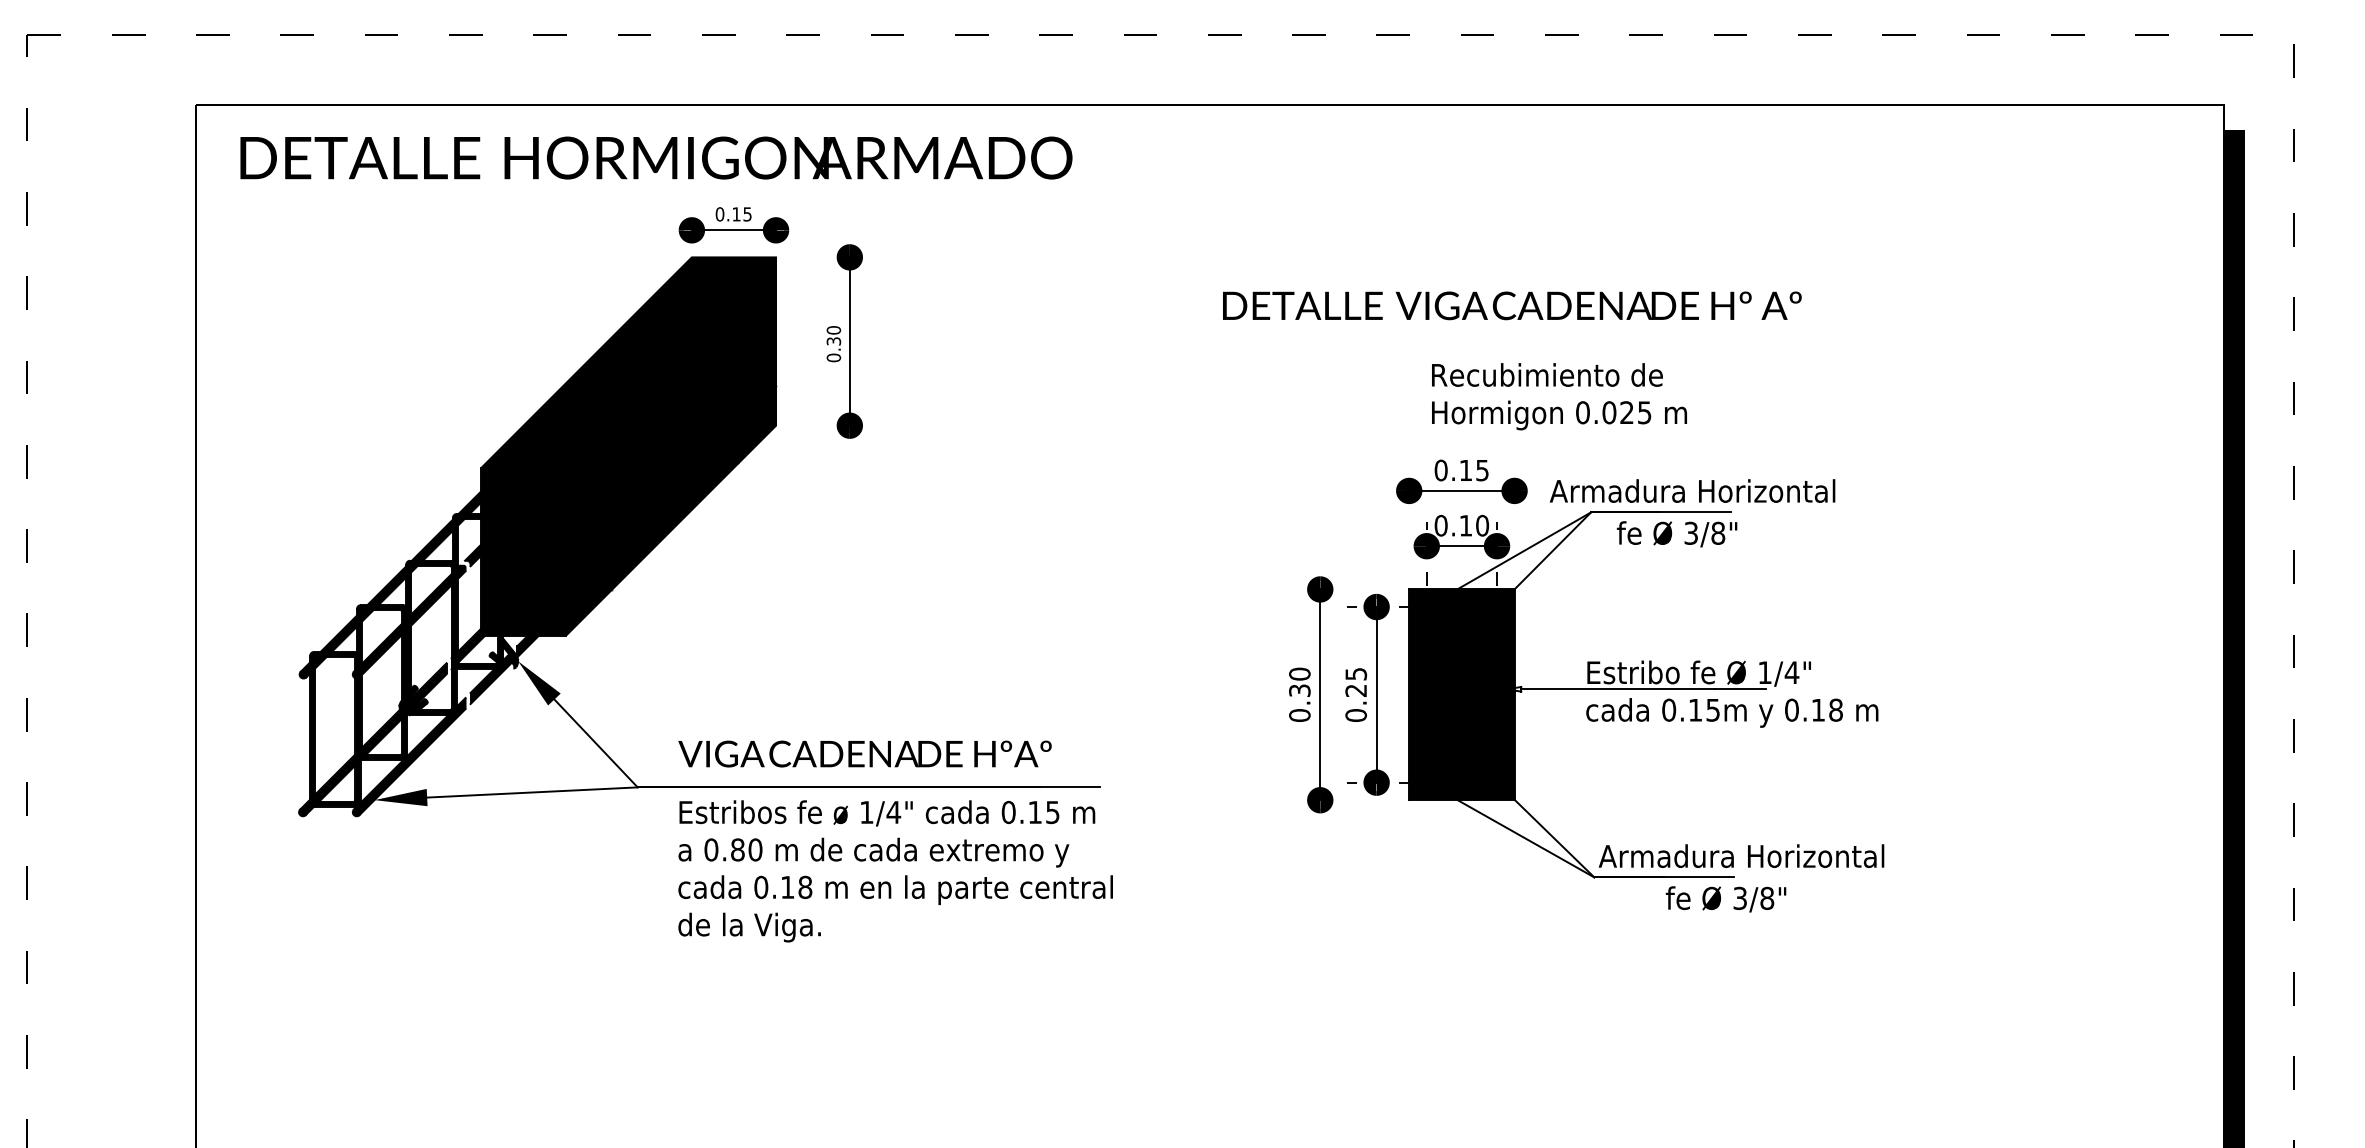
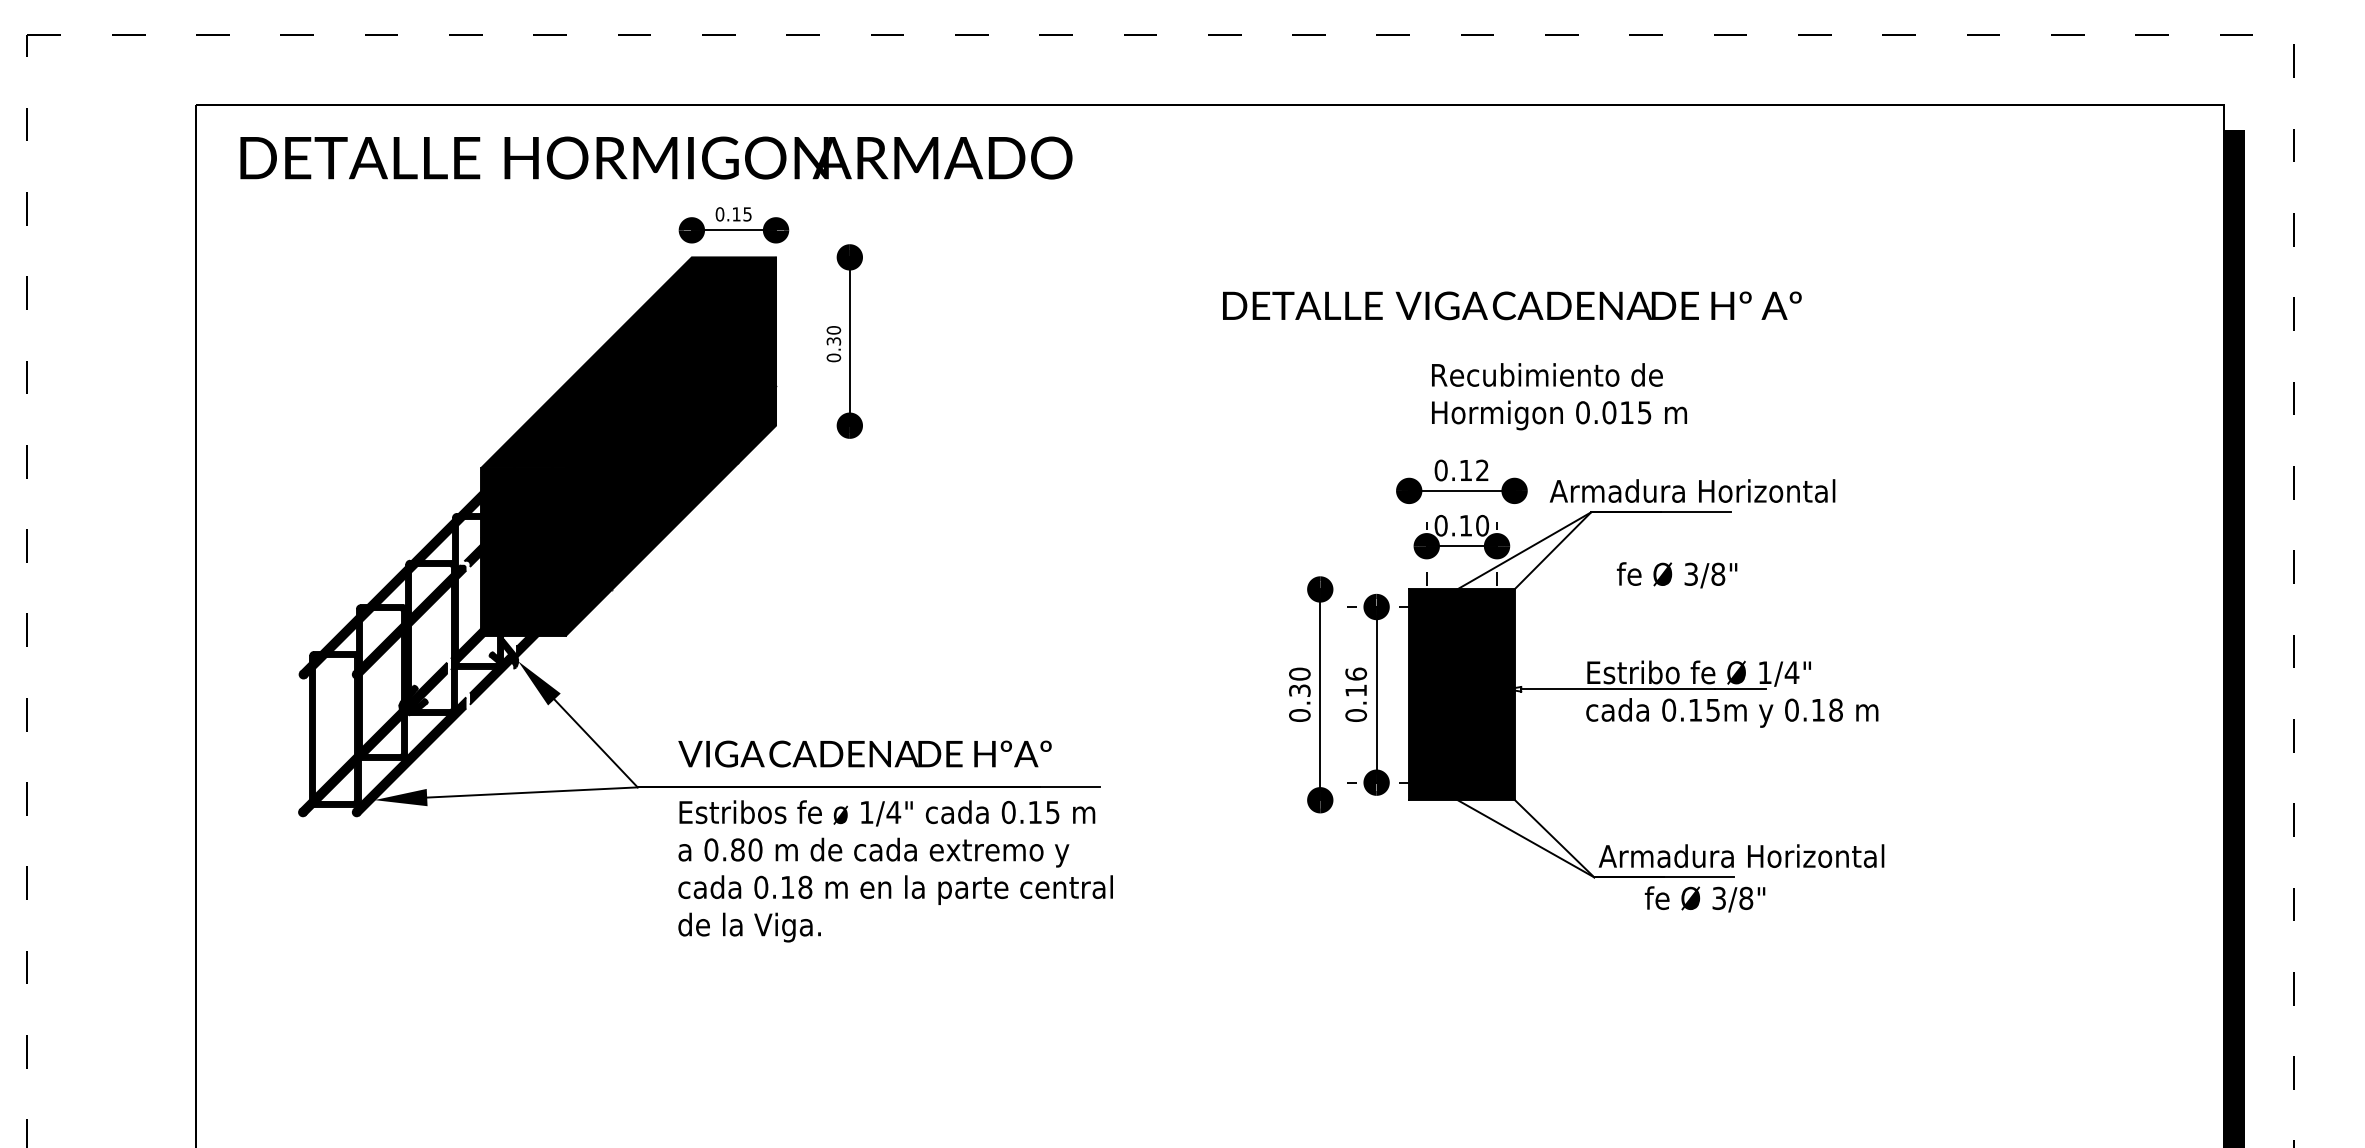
text: 0.025 -> 0.015 (1626, 412)
text: 0.15 -> 0.12 (1482, 470)
text position: (1676, 534) -> (1676, 575) (1676, 575)
text: 0.25 -> 0.16 (1356, 682)
text position: (1725, 899) -> (1704, 899) (1704, 899)
